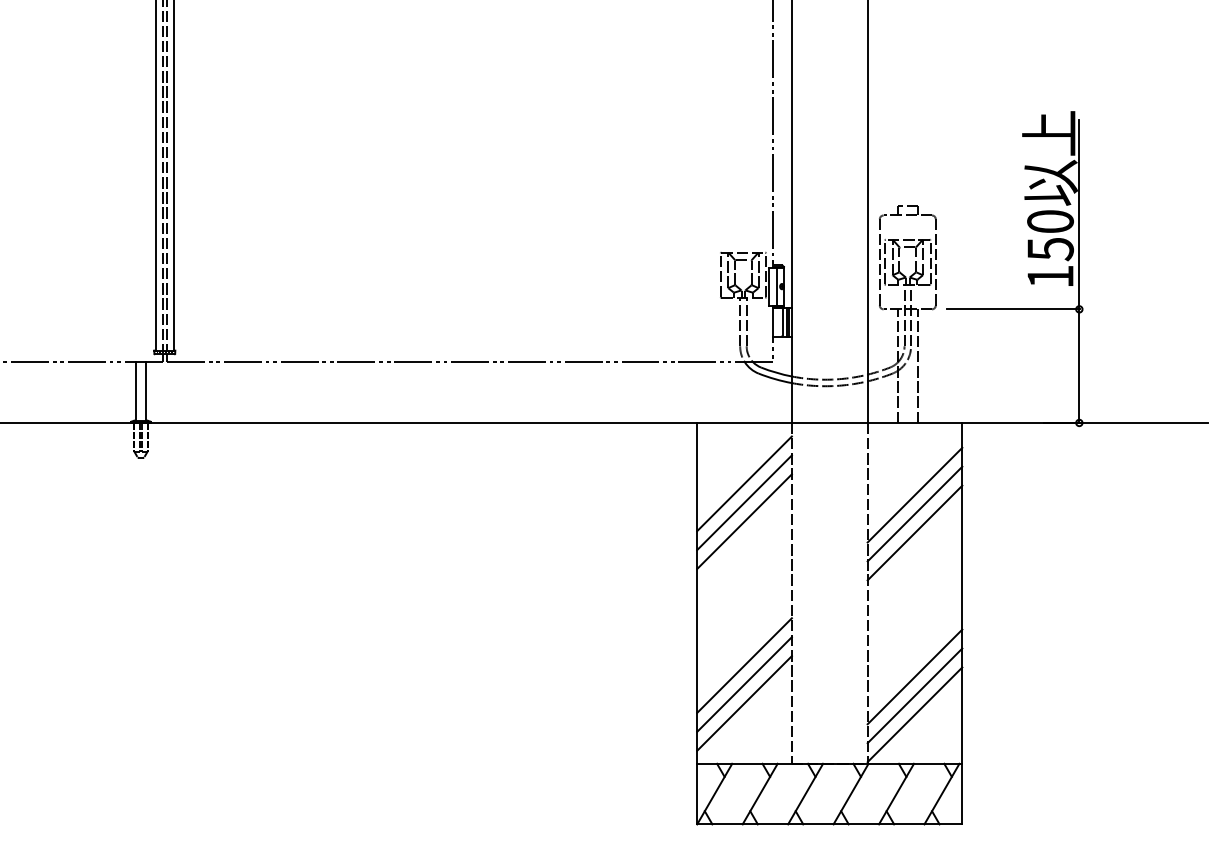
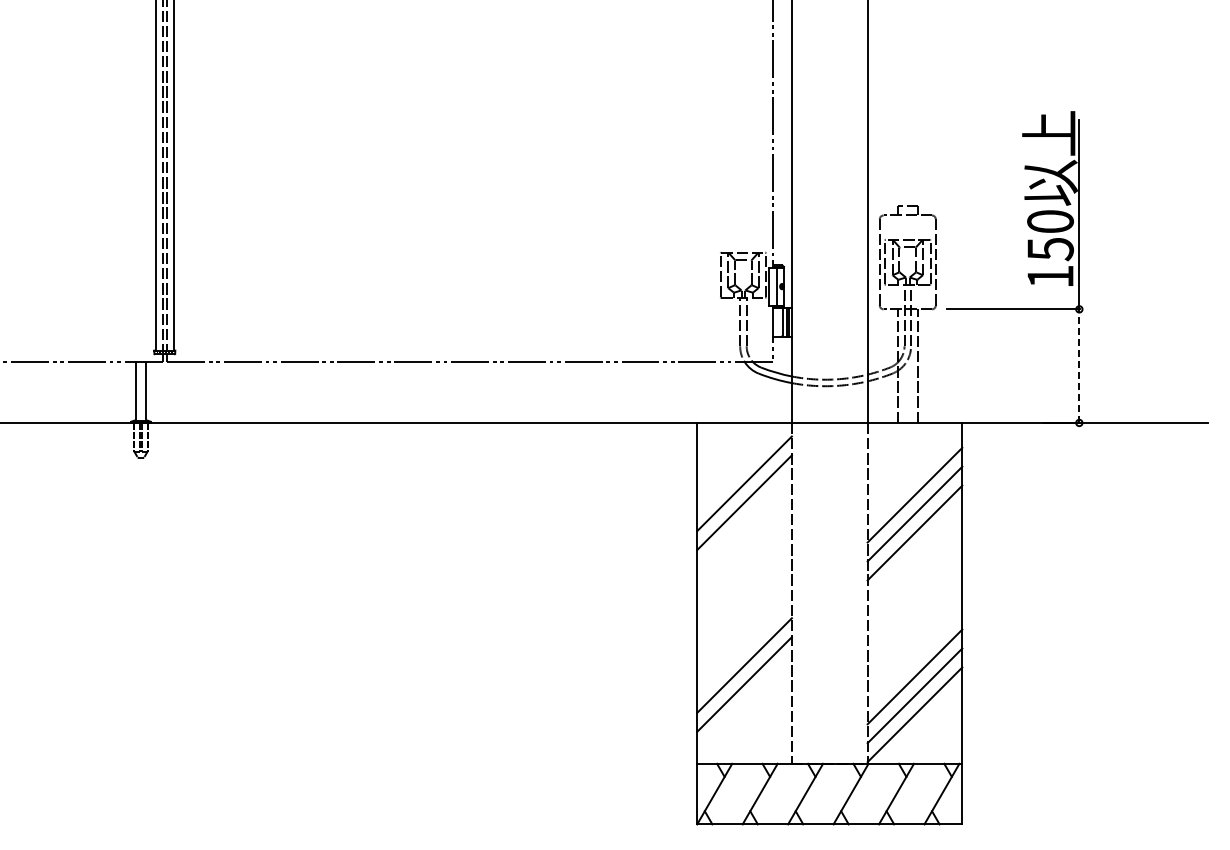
line: solid -> dashed (1079, 366)
line: present -> none (744, 521)
line: present -> none (744, 703)
